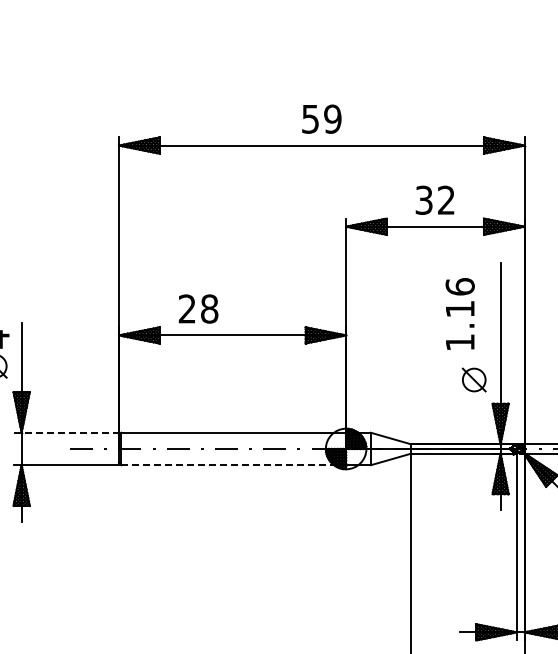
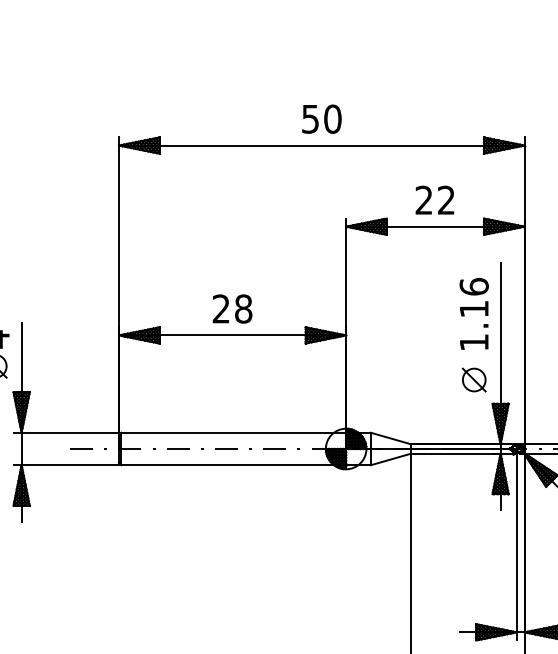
text: 59 -> 50 (332, 118)
text: 32 -> 22 (423, 199)
text position: (198, 308) -> (232, 308) (232, 308)
text position: (459, 313) -> (473, 313) (473, 313)
line: dashed -> solid (66, 432)
line: dashed -> solid (234, 465)
